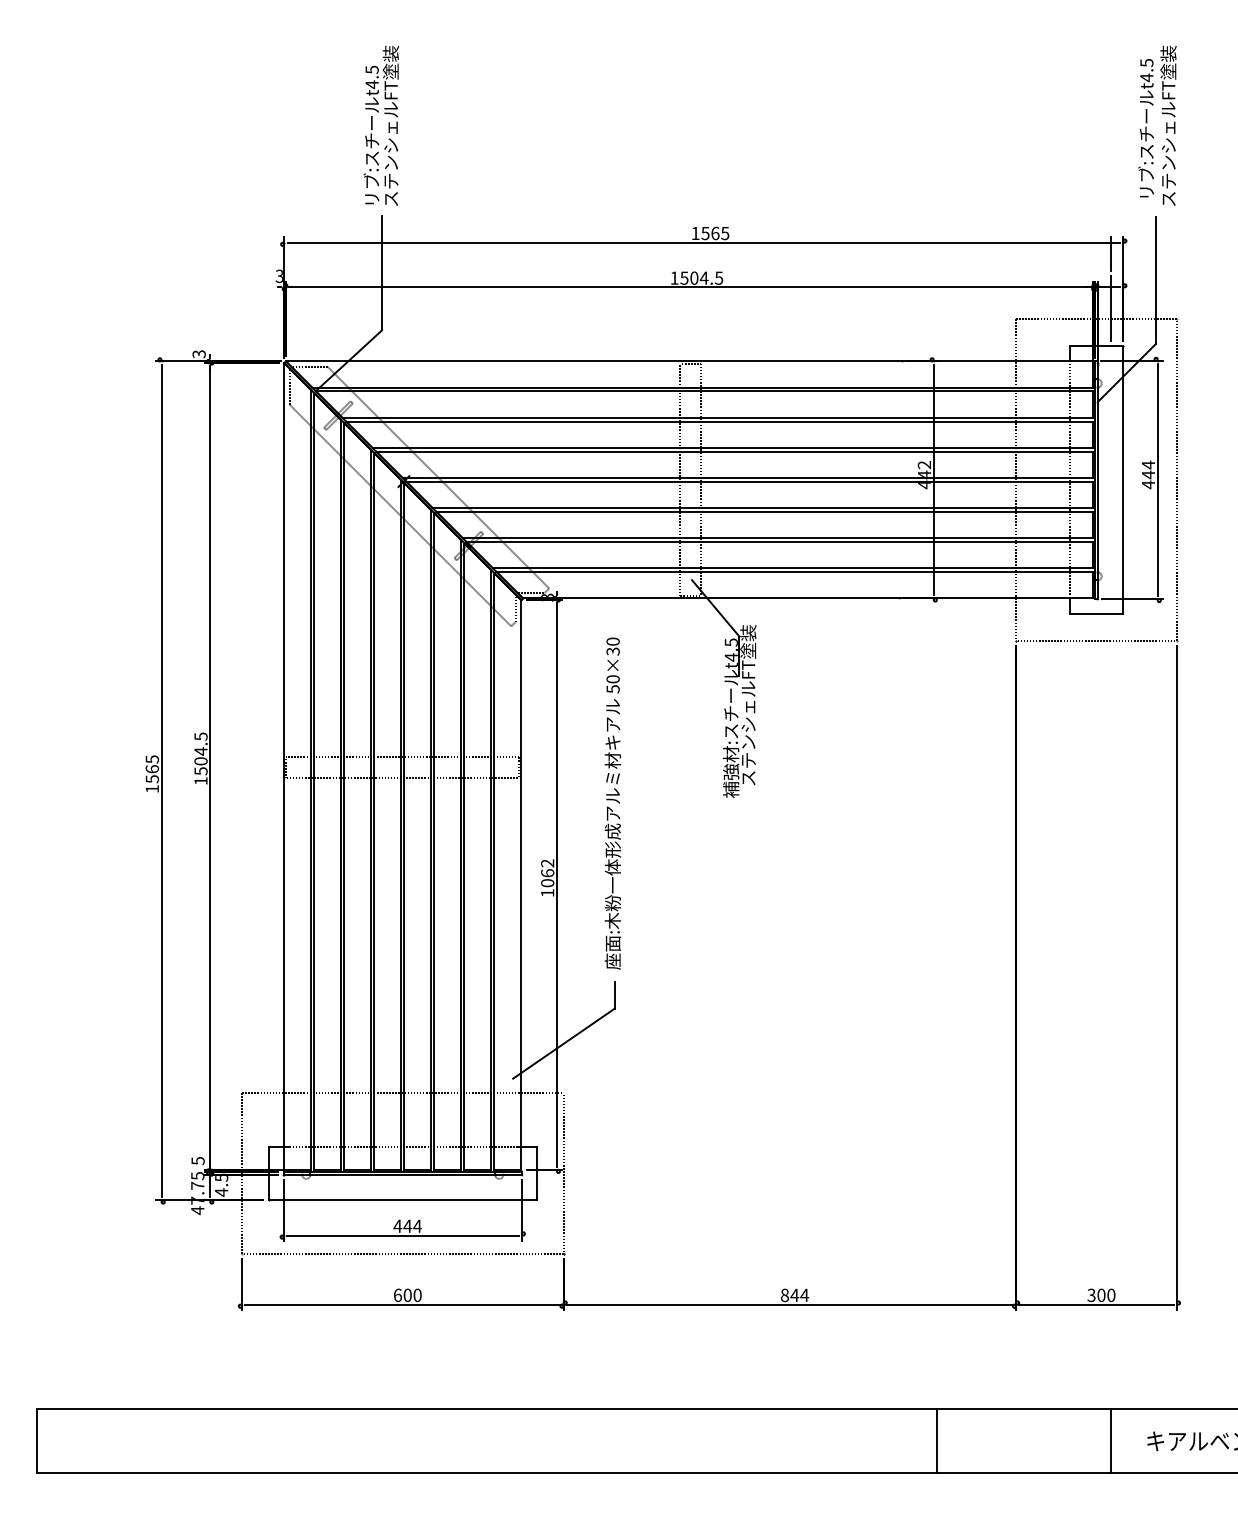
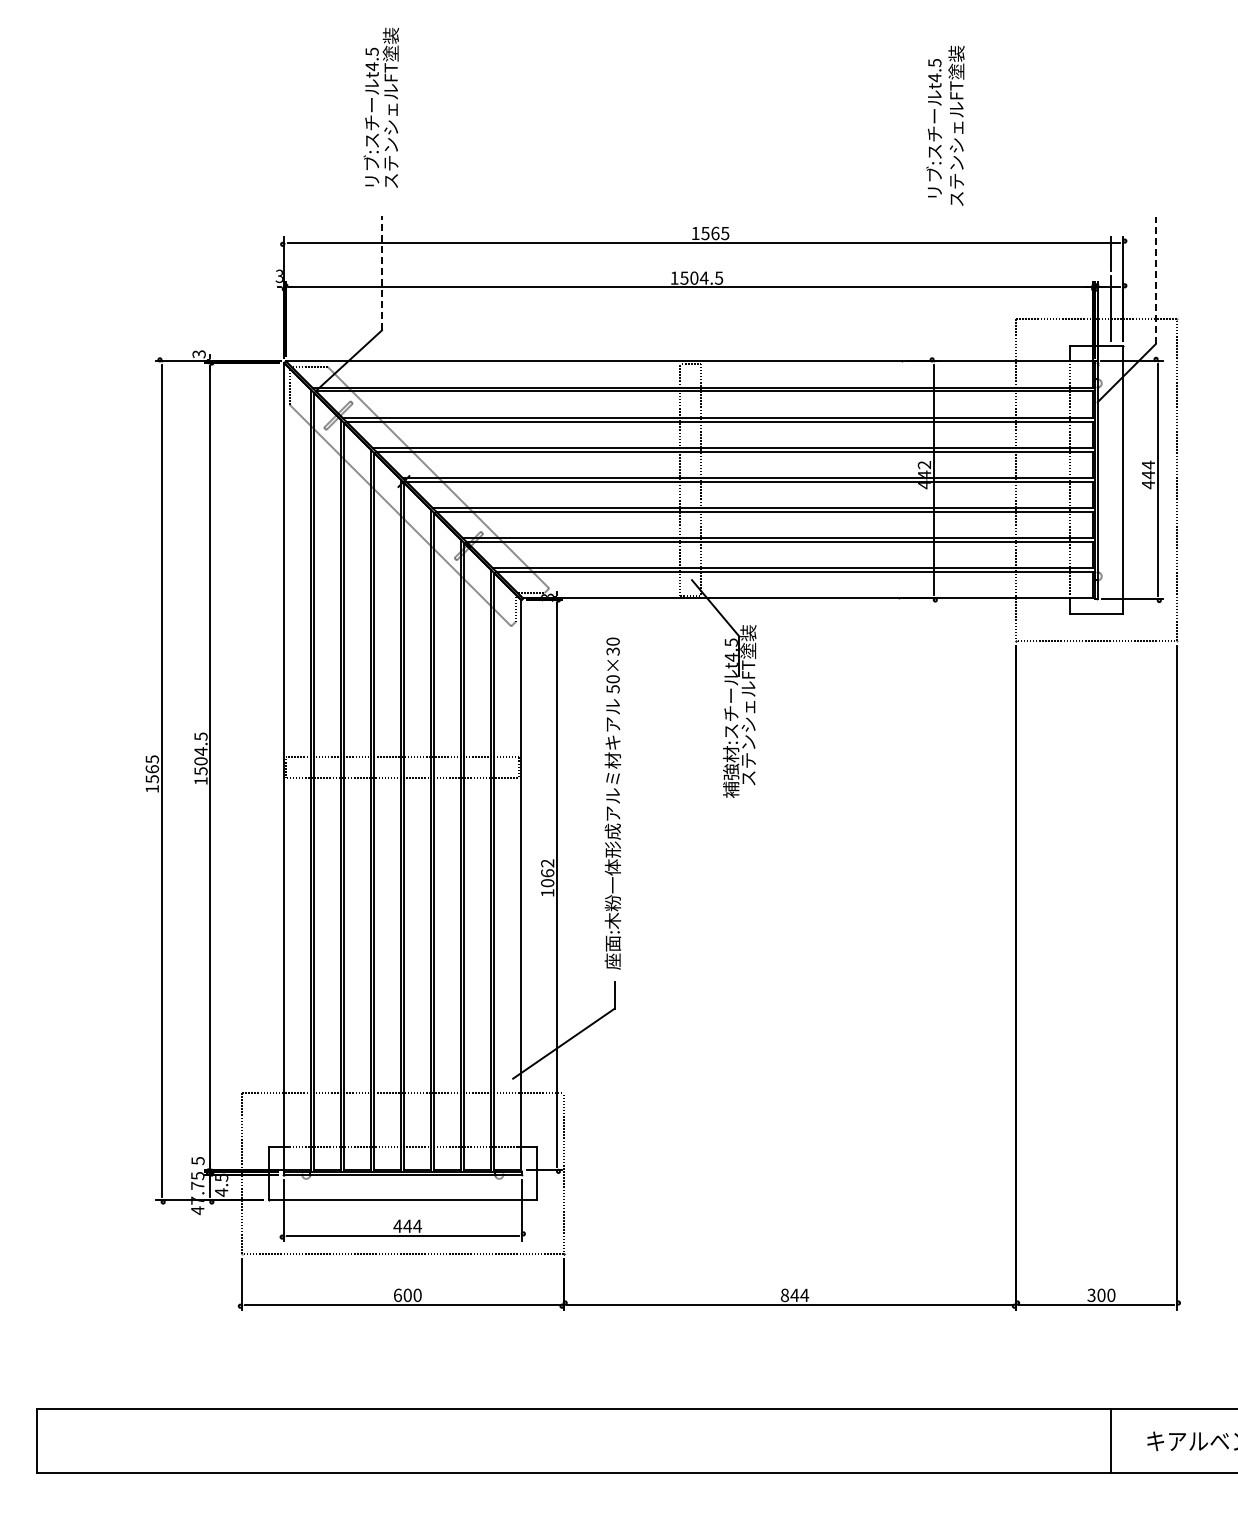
text position: (380, 125) -> (380, 107) (380, 107)
text position: (1157, 125) -> (945, 125) (945, 125)
line: solid -> dashed (381, 272)
line: solid -> dashed (1155, 280)
line: present -> none (937, 1441)
